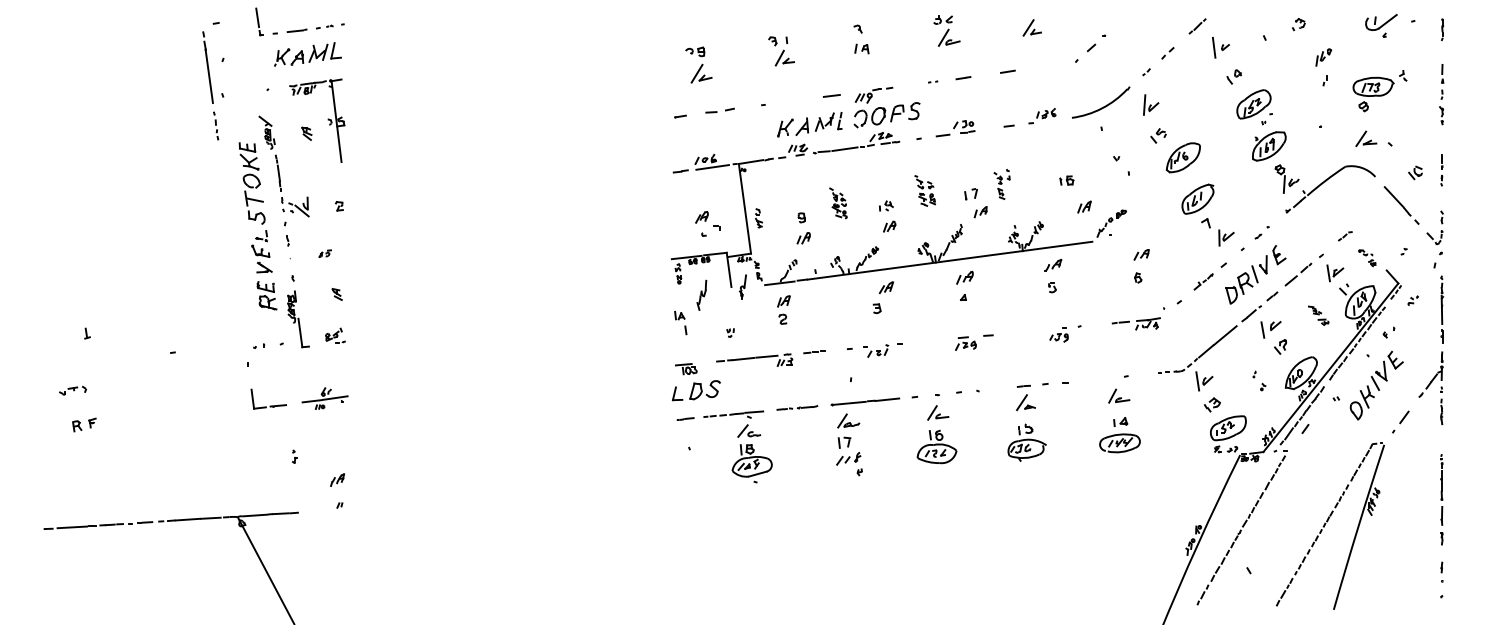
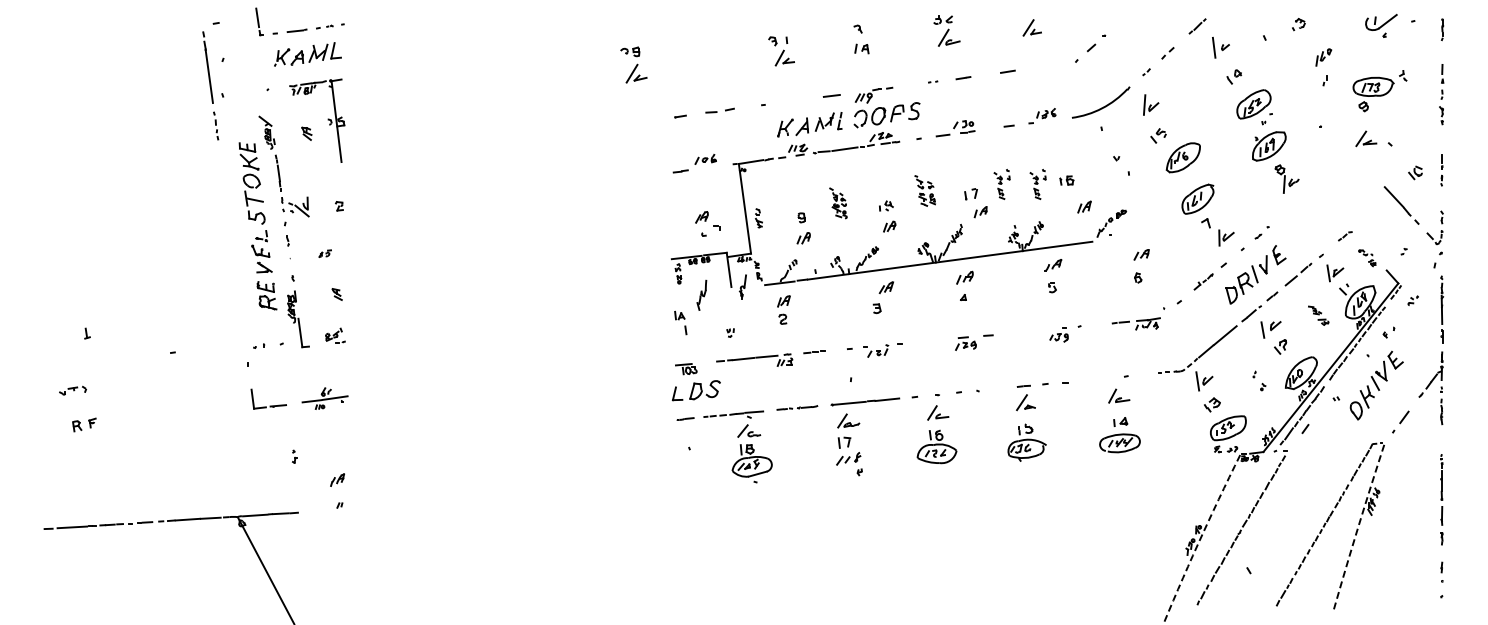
part position: (698, 64) -> (633, 64) (633, 64)
line: present -> none (712, 167)
part: present -> none (1325, 182)
part: none -> present (1037, 184)
arc: solid -> dashed (1358, 527)
arc: solid -> dashed (1200, 539)
